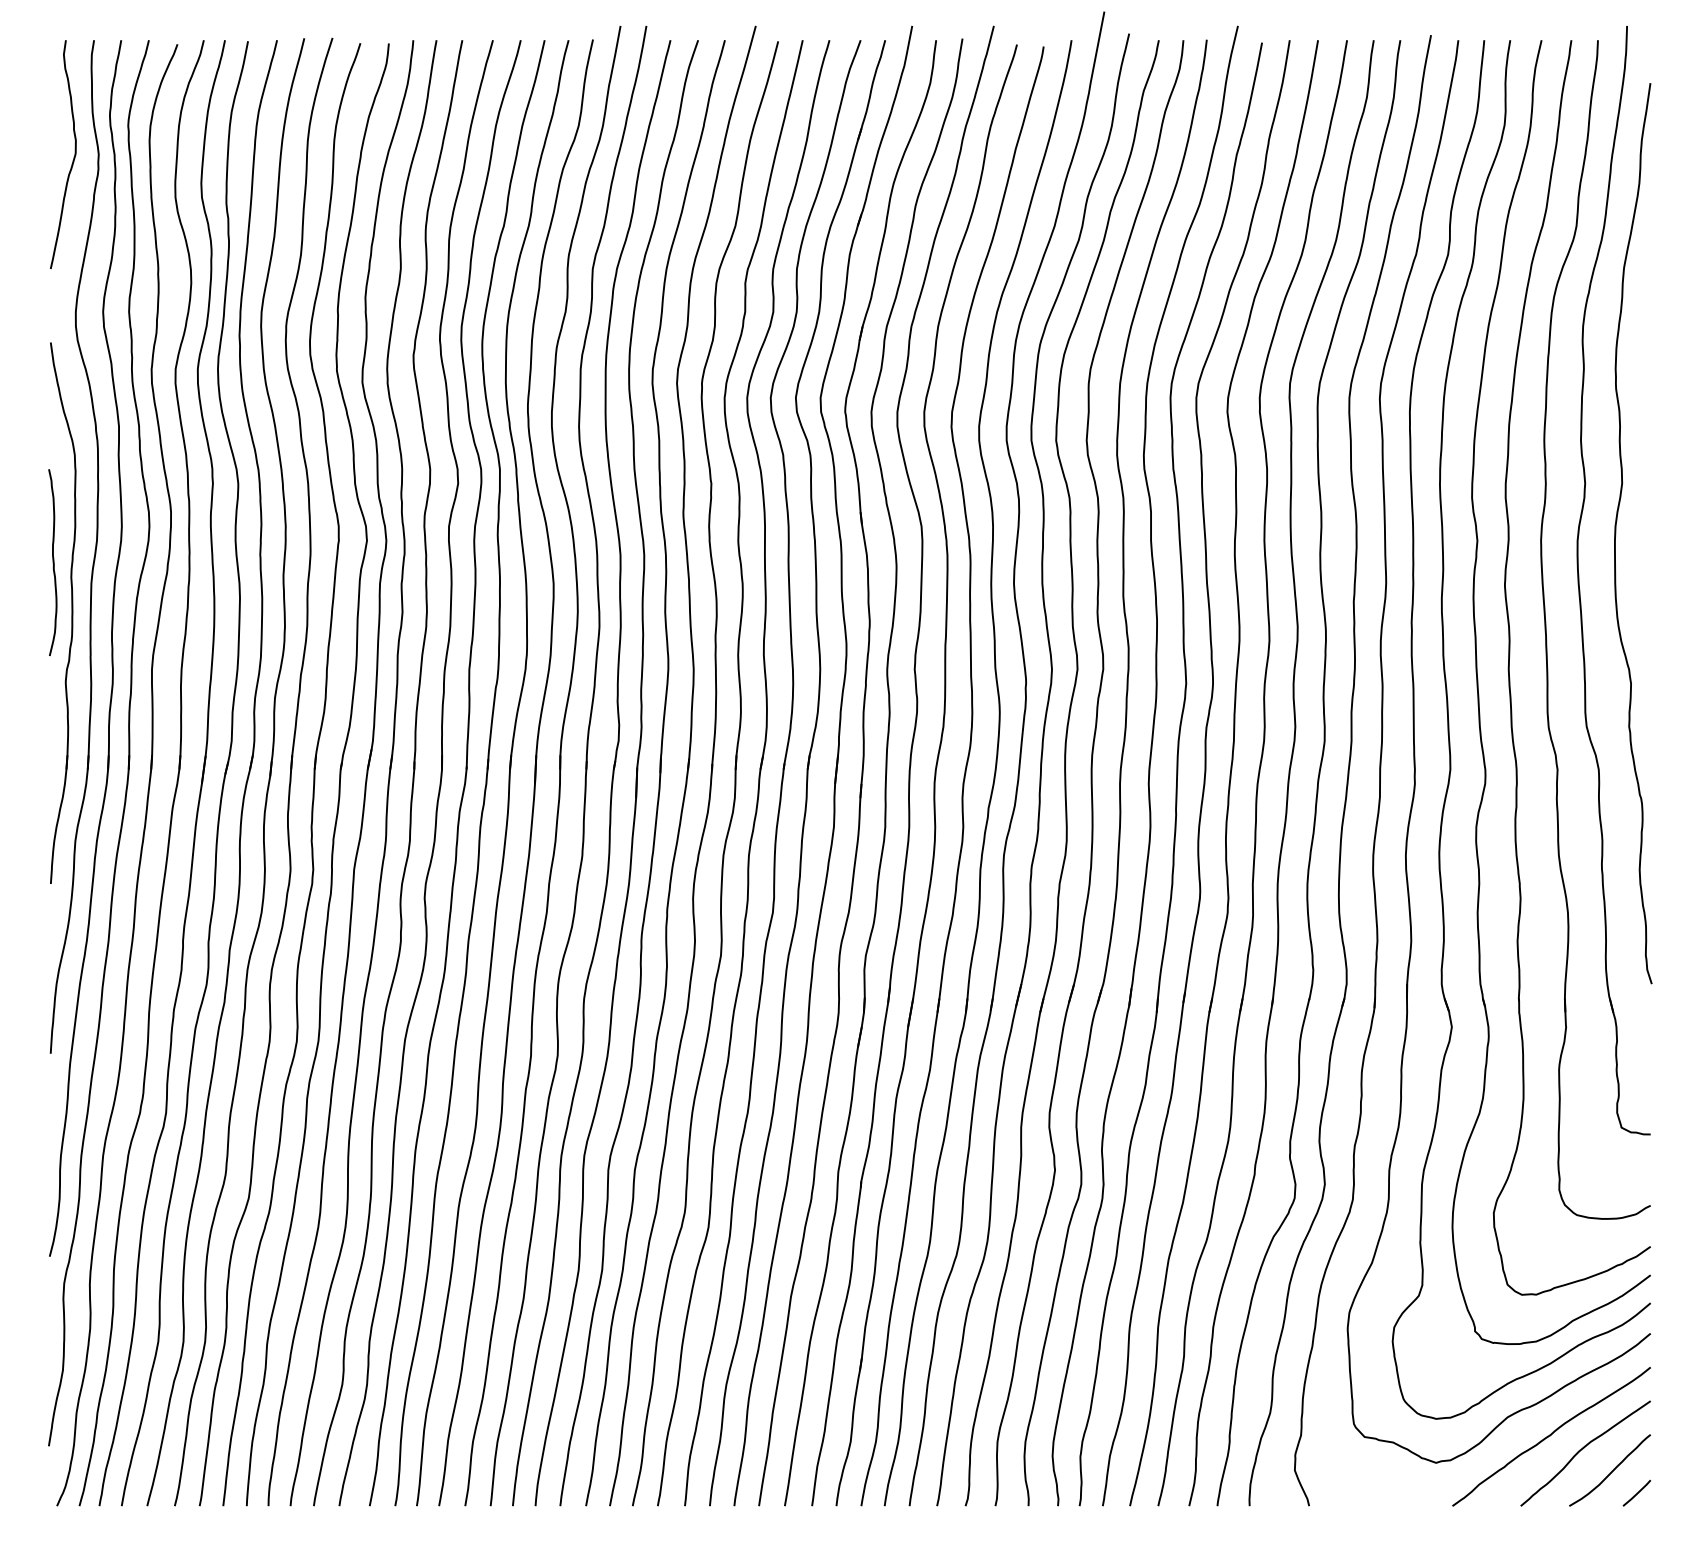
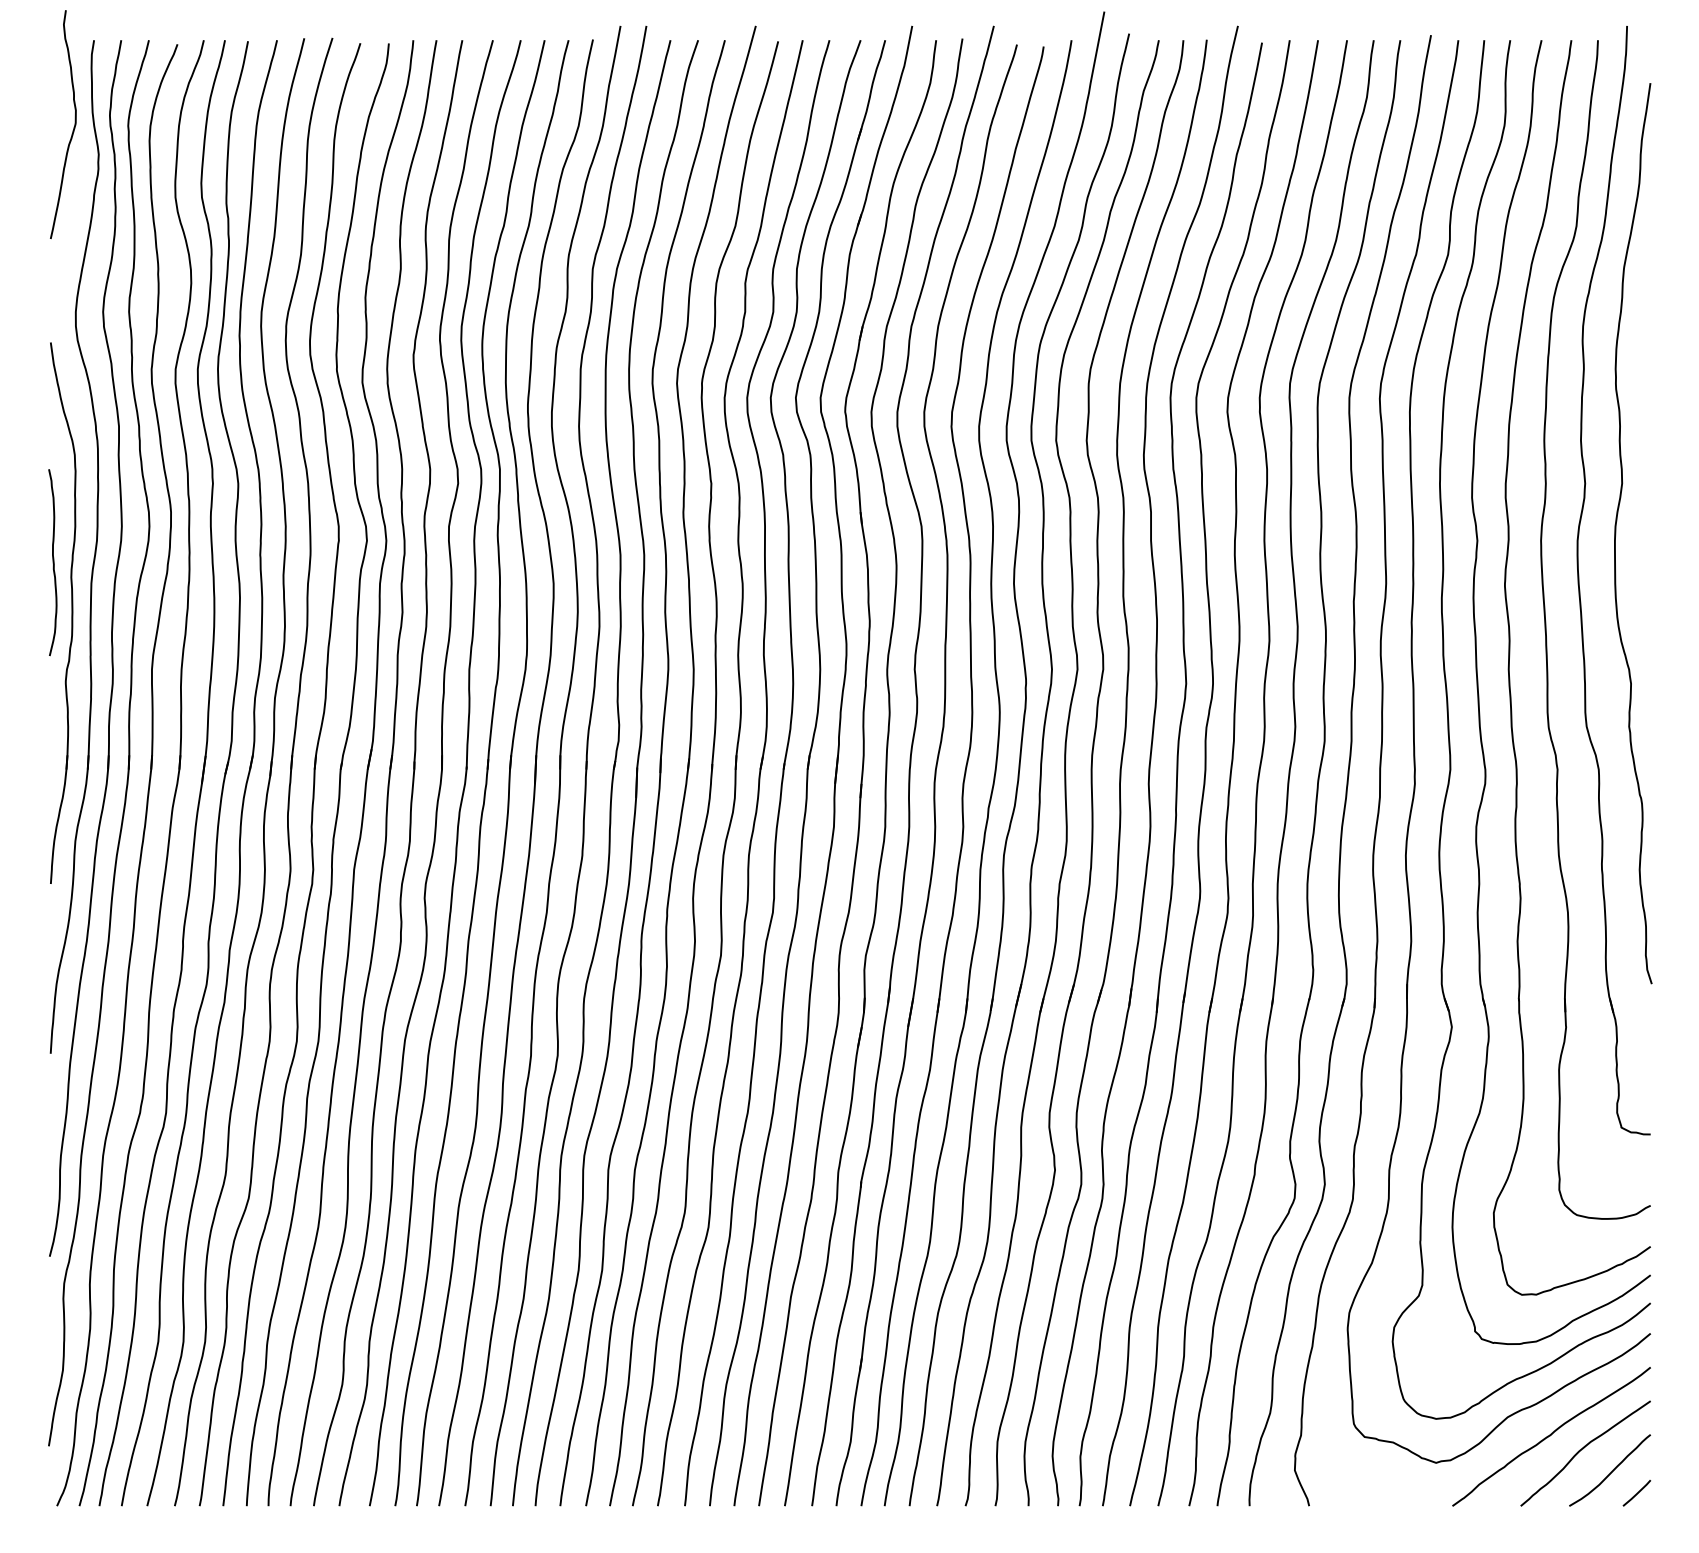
curve position: (73, 157) -> (73, 127) (73, 127)
